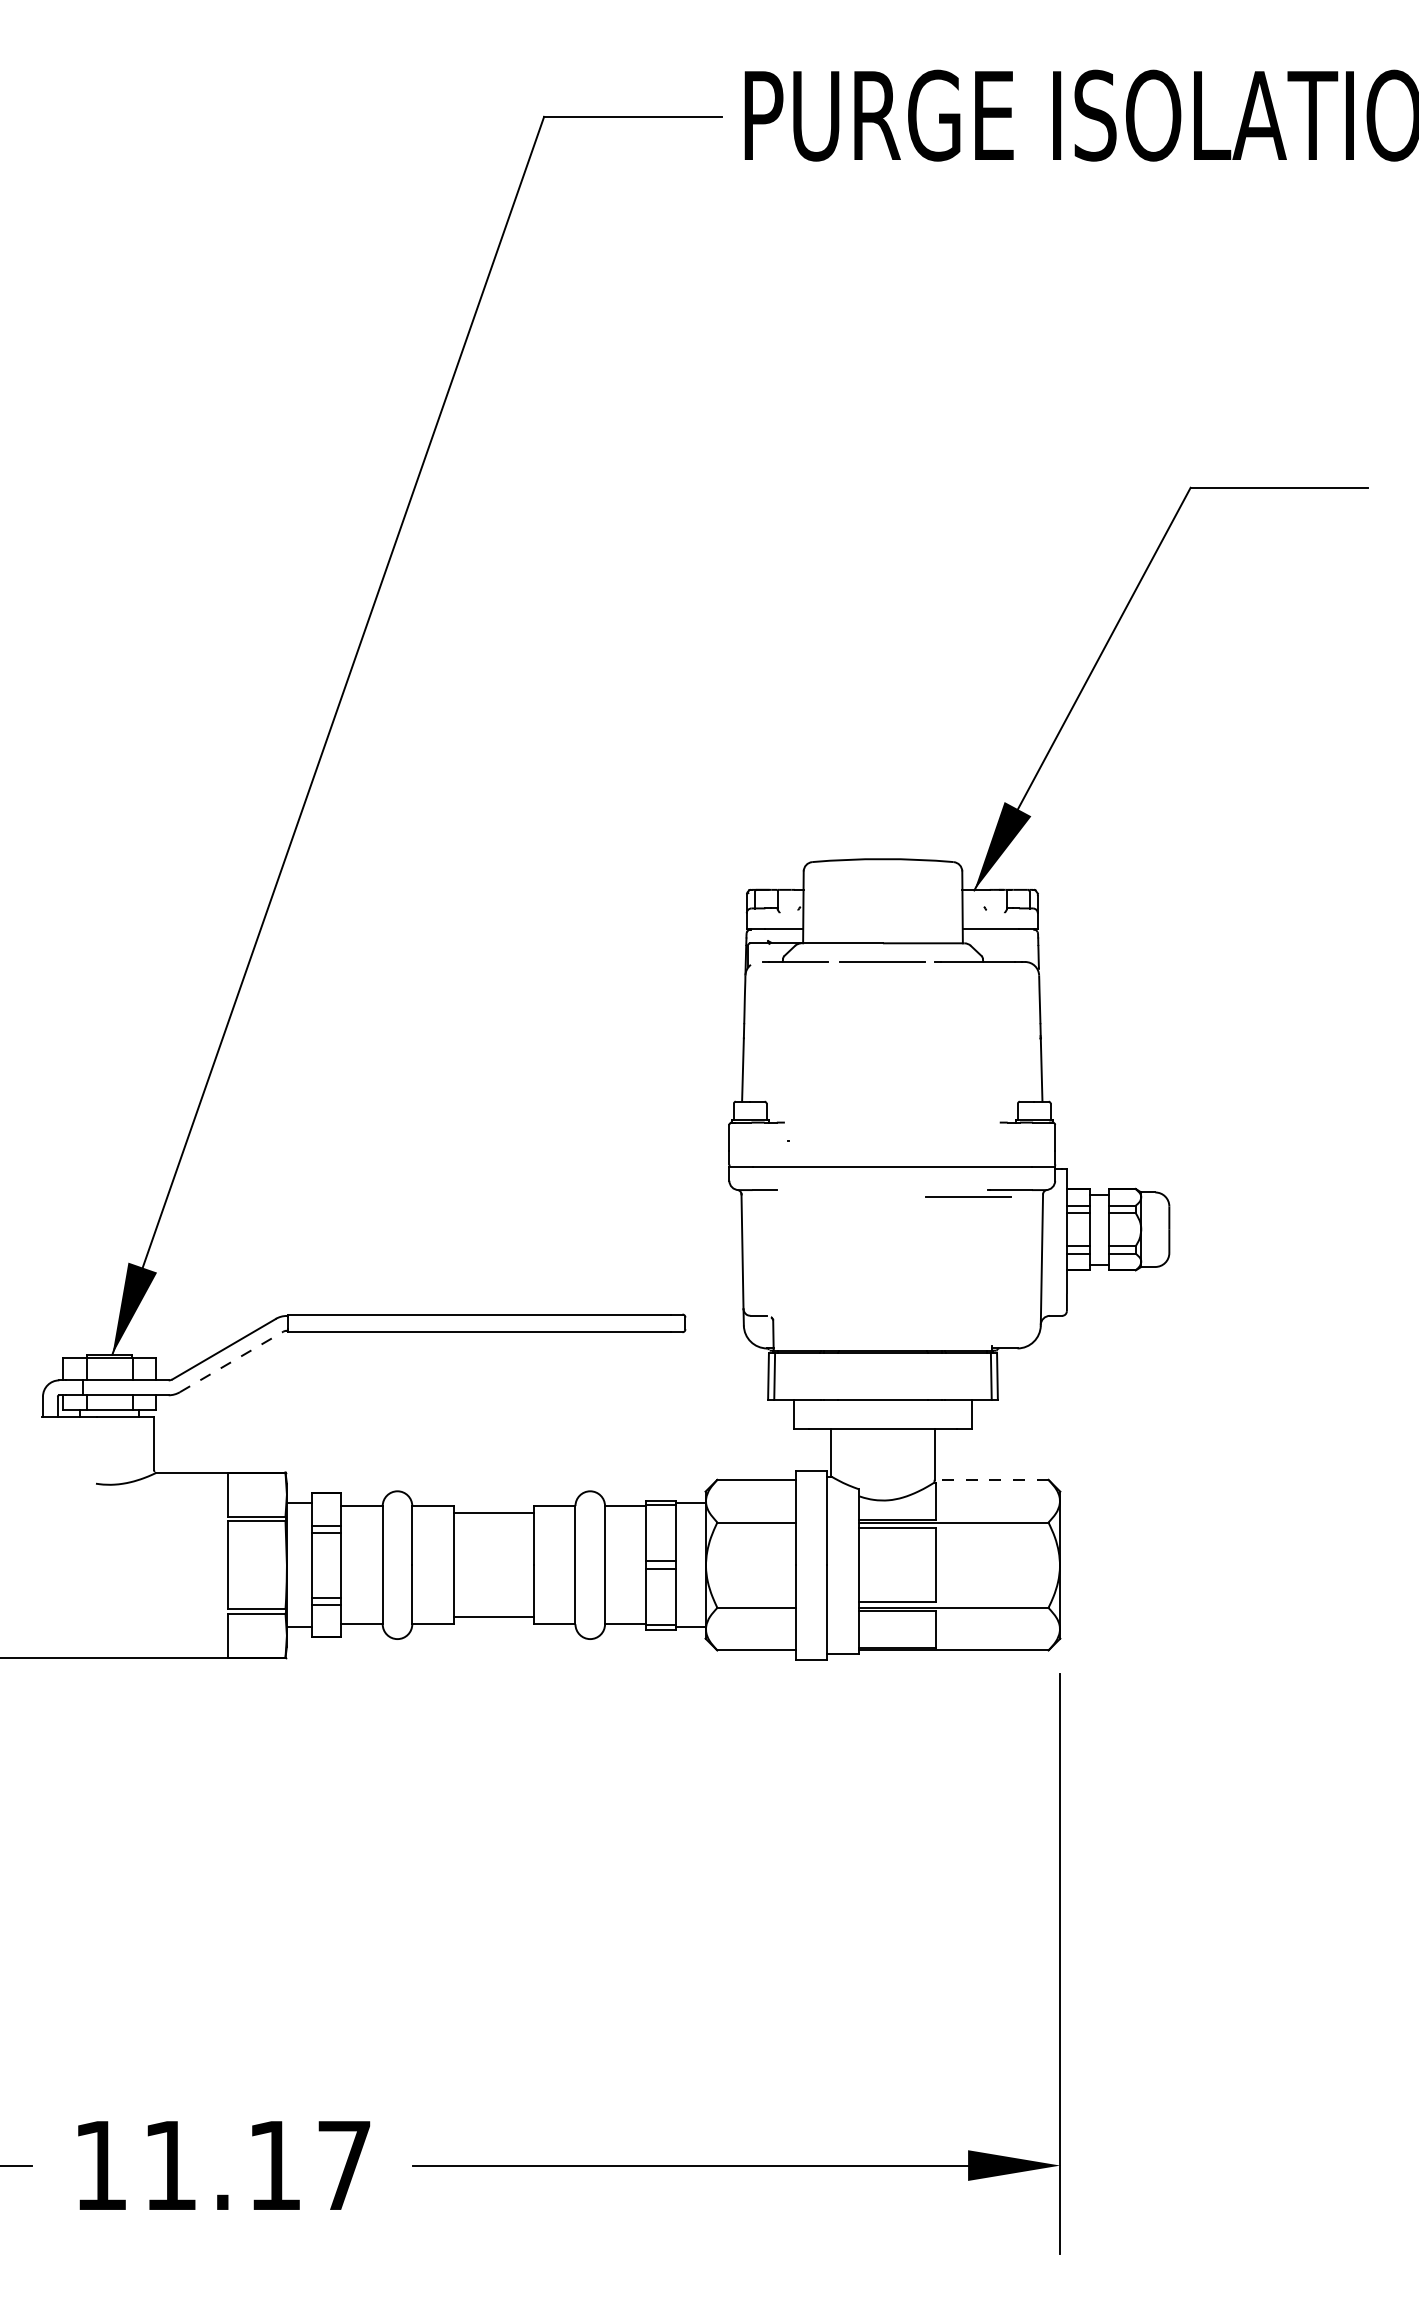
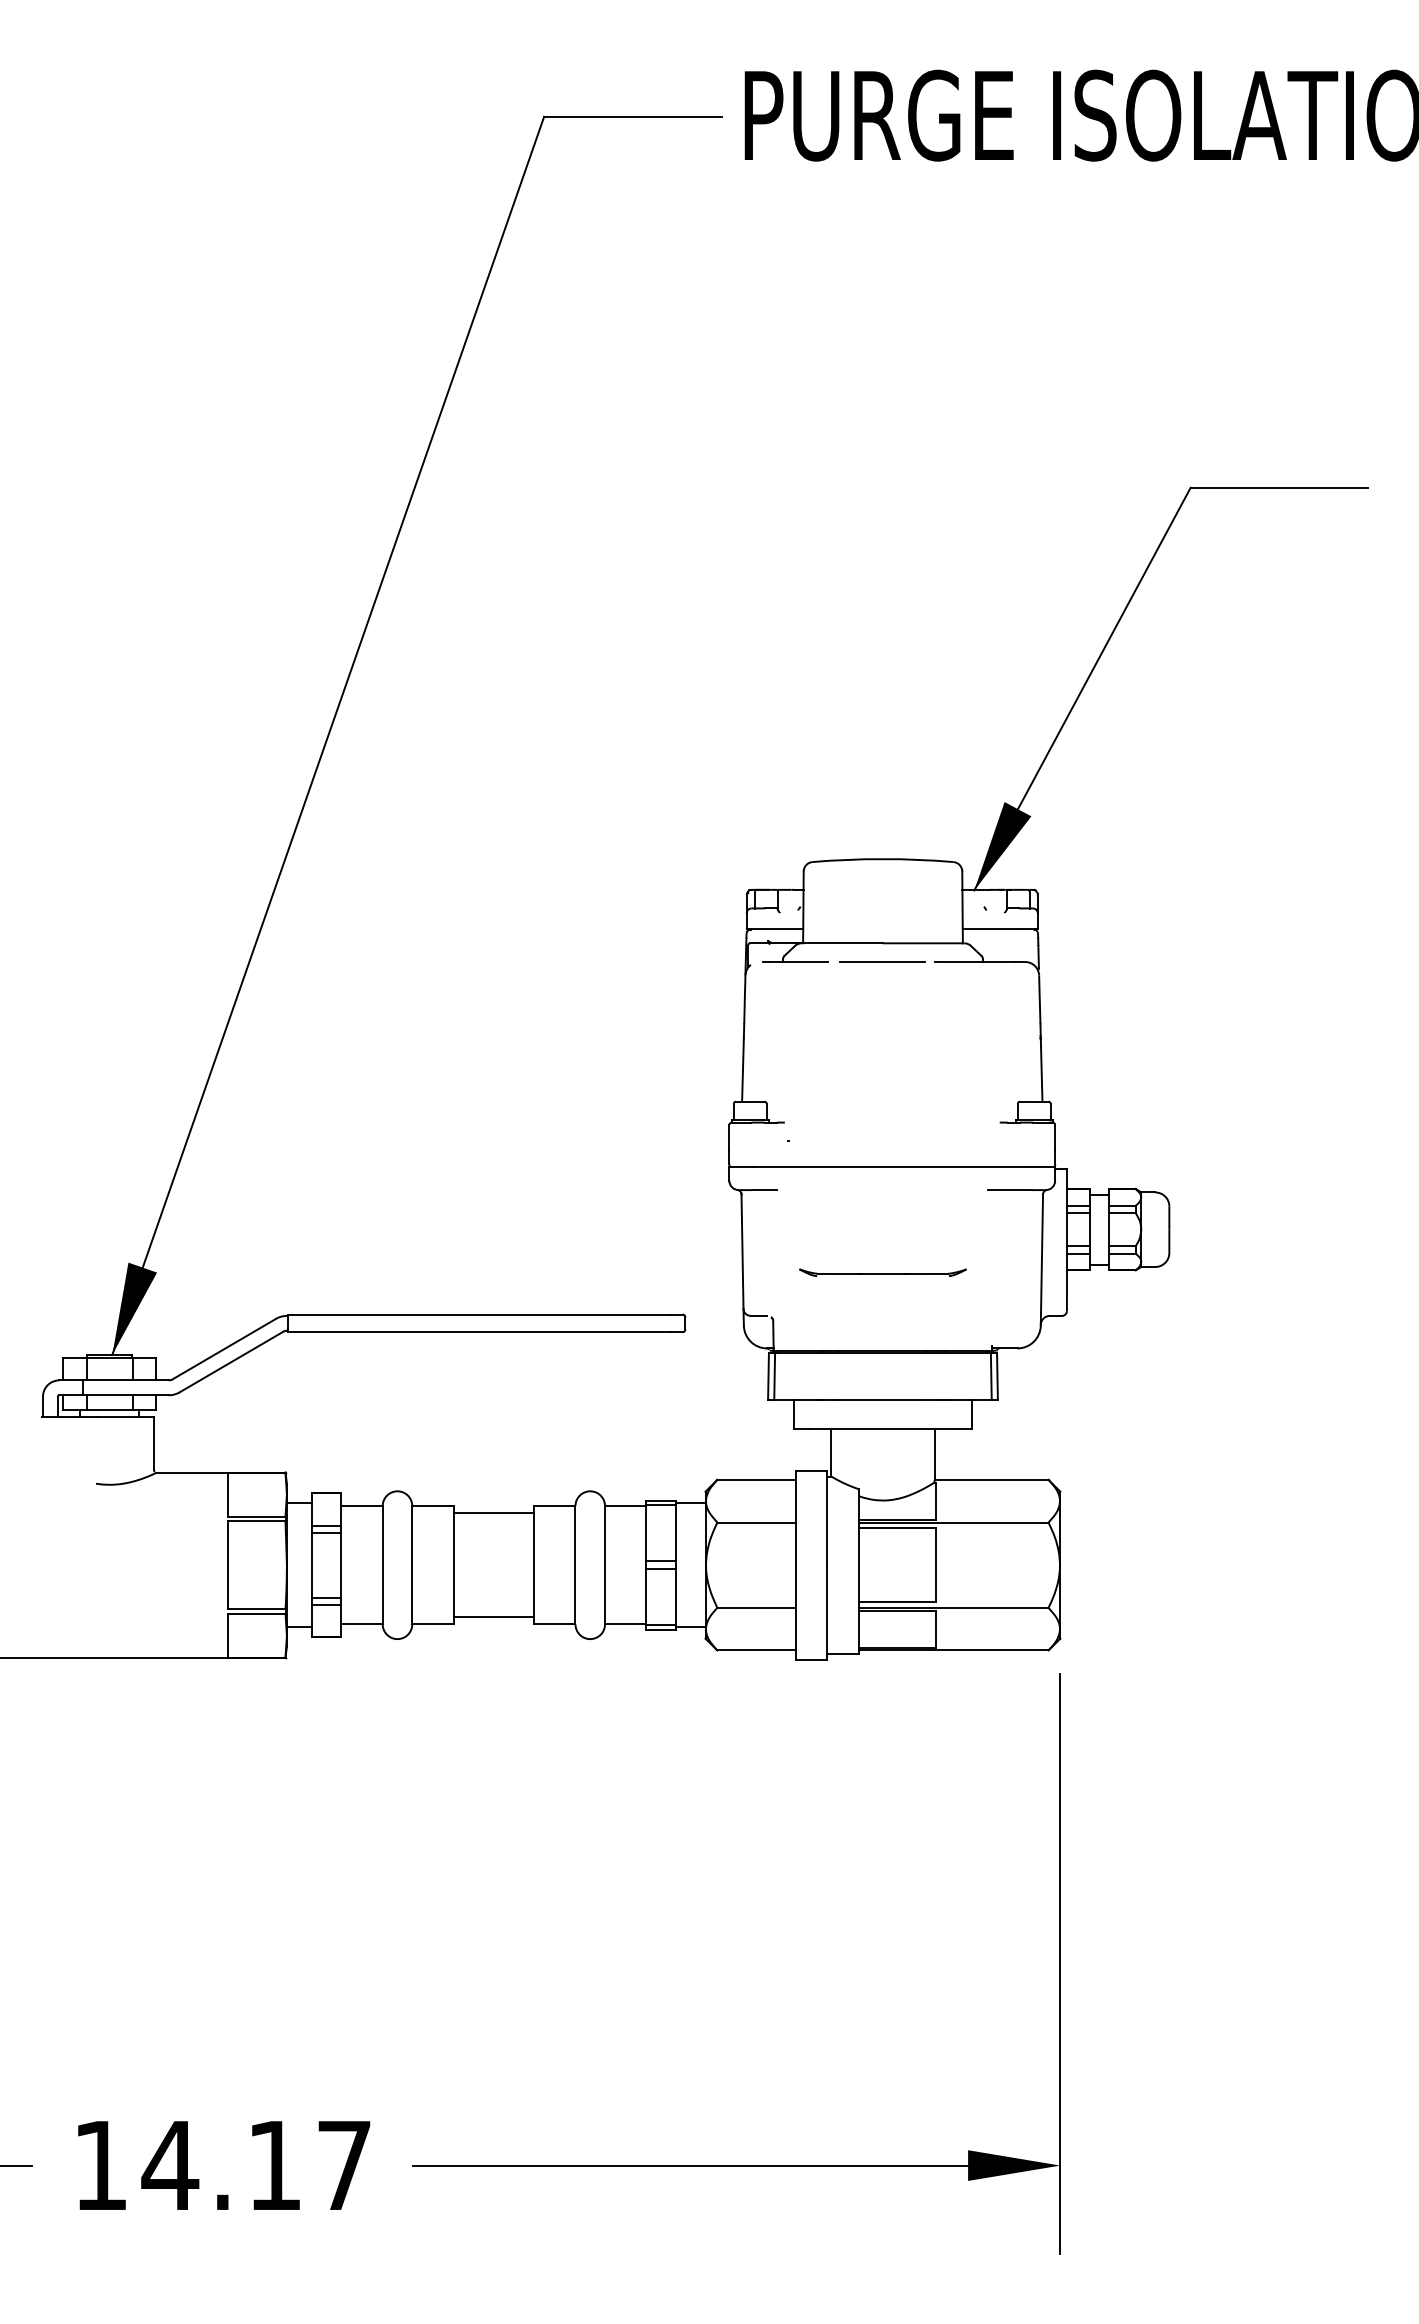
line: present -> none (968, 1196)
part: none -> present (882, 1272)
line: dashed -> solid (231, 1361)
line: dashed -> solid (991, 1479)
text: 11.17 -> 14.17 (170, 2165)
